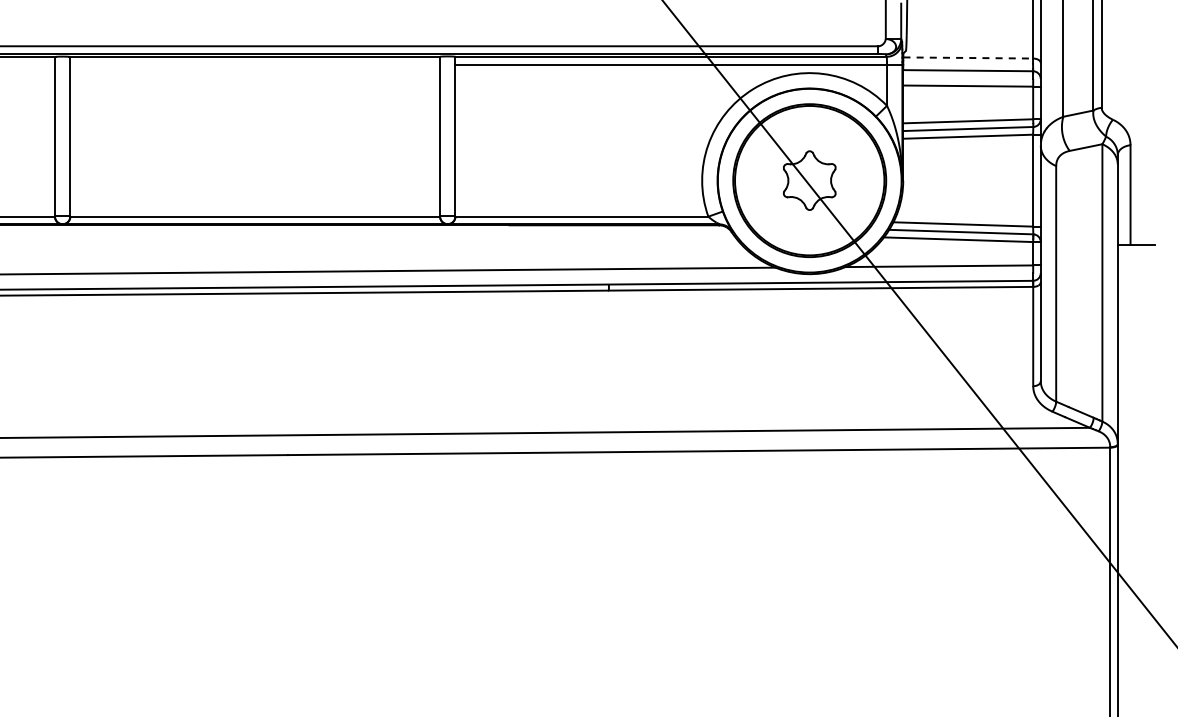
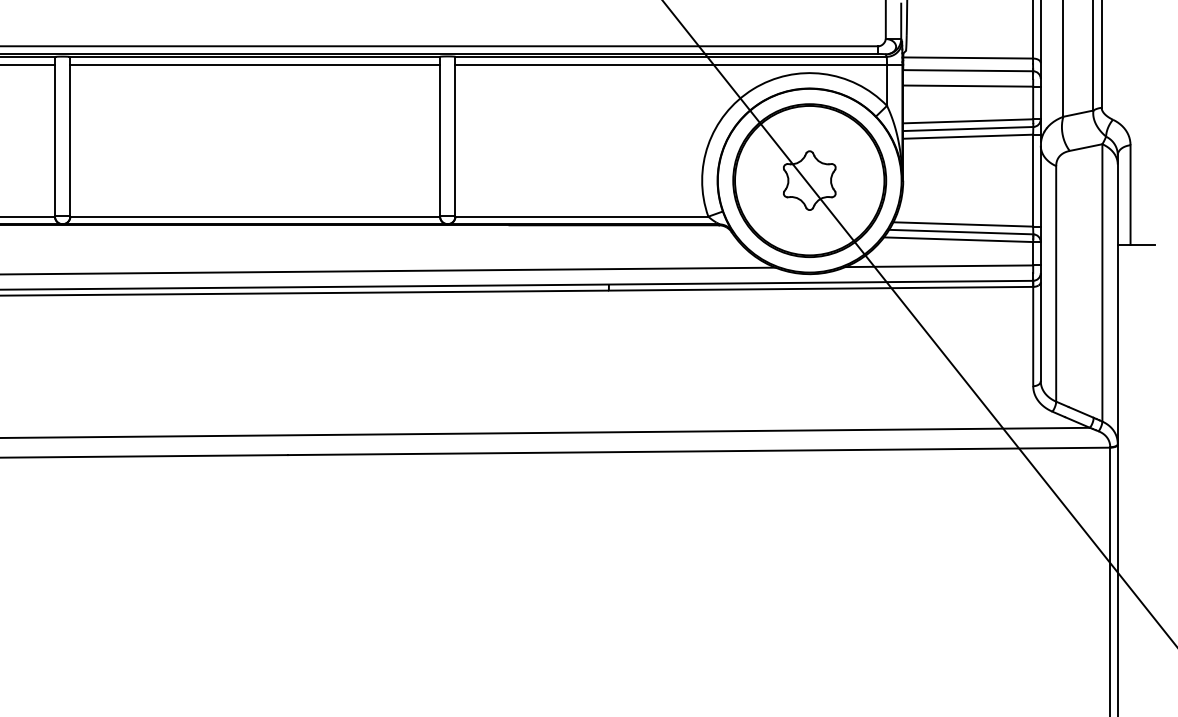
line: dashed -> solid (968, 57)
line: none -> present (28, 64)
line: none -> present (255, 64)
